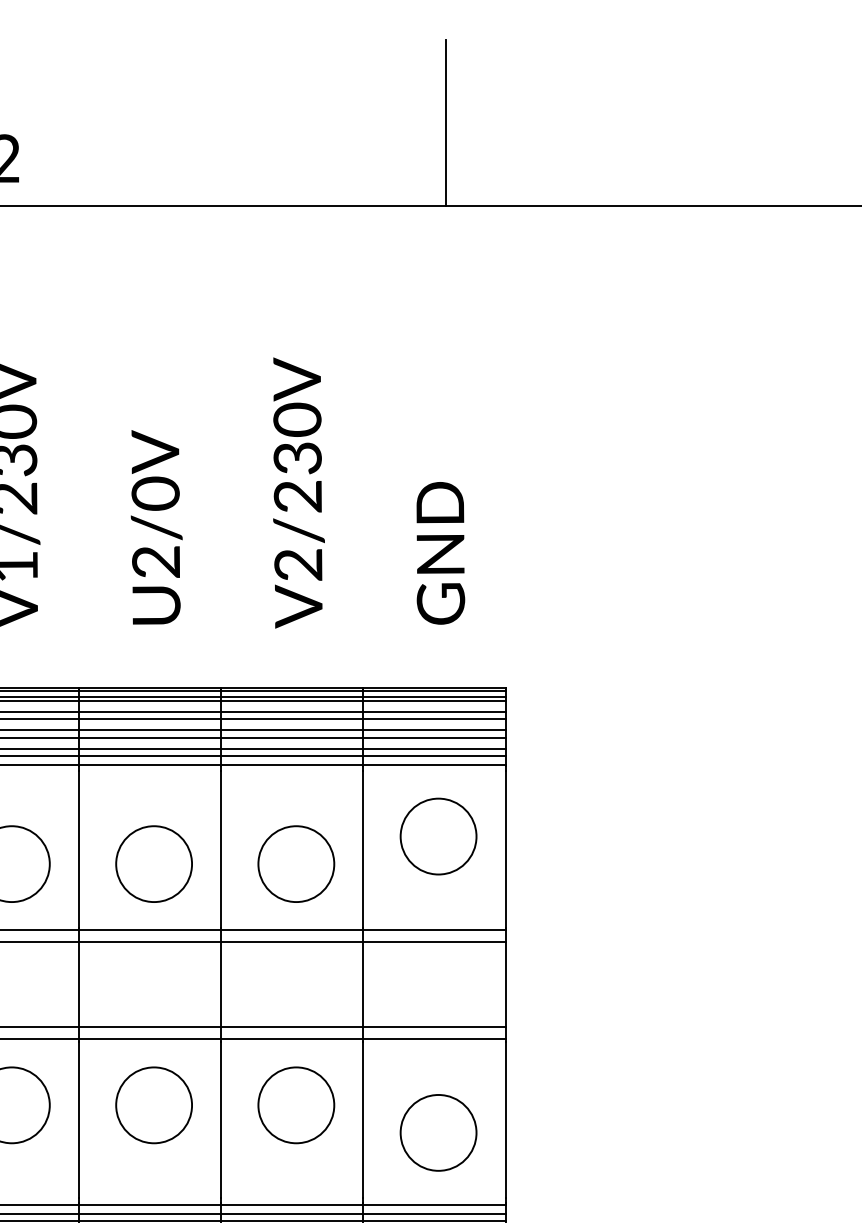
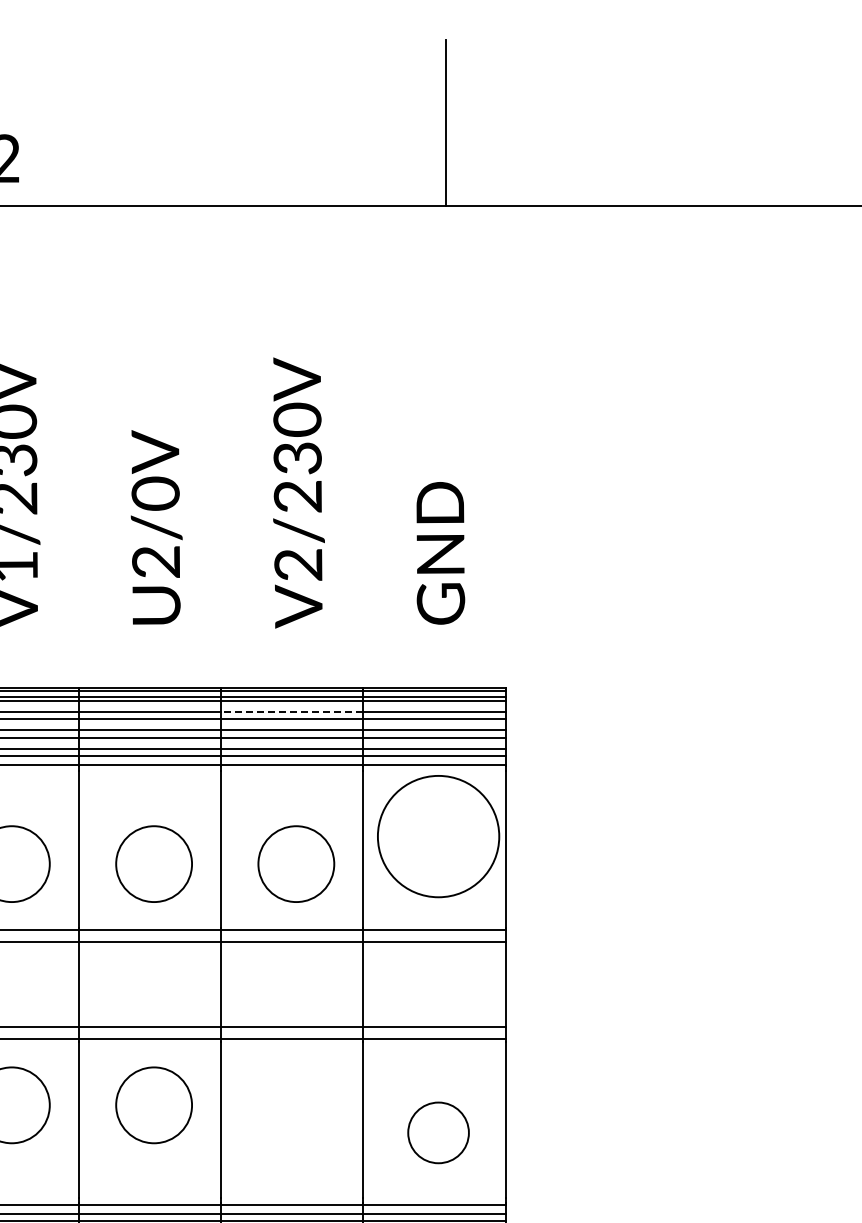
line: solid -> dashed (291, 712)
circle diameter: 76 px -> 121 px (438, 836)
circle: present -> none (296, 1105)
circle diameter: 76 px -> 61 px (438, 1132)
